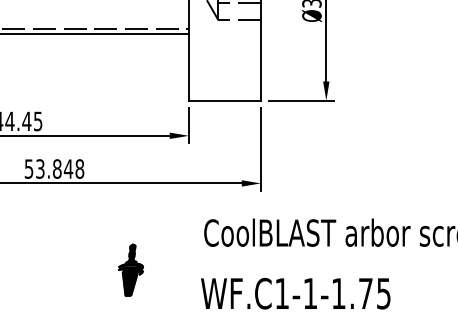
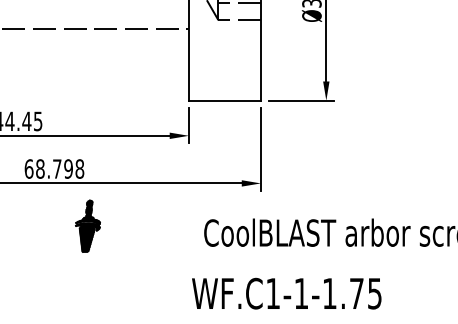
line: present -> none (95, 33)
text: 53.848 -> 68.798 (48, 168)
part position: (130, 269) -> (87, 225) (87, 225)
text position: (295, 293) -> (286, 293) (286, 293)
